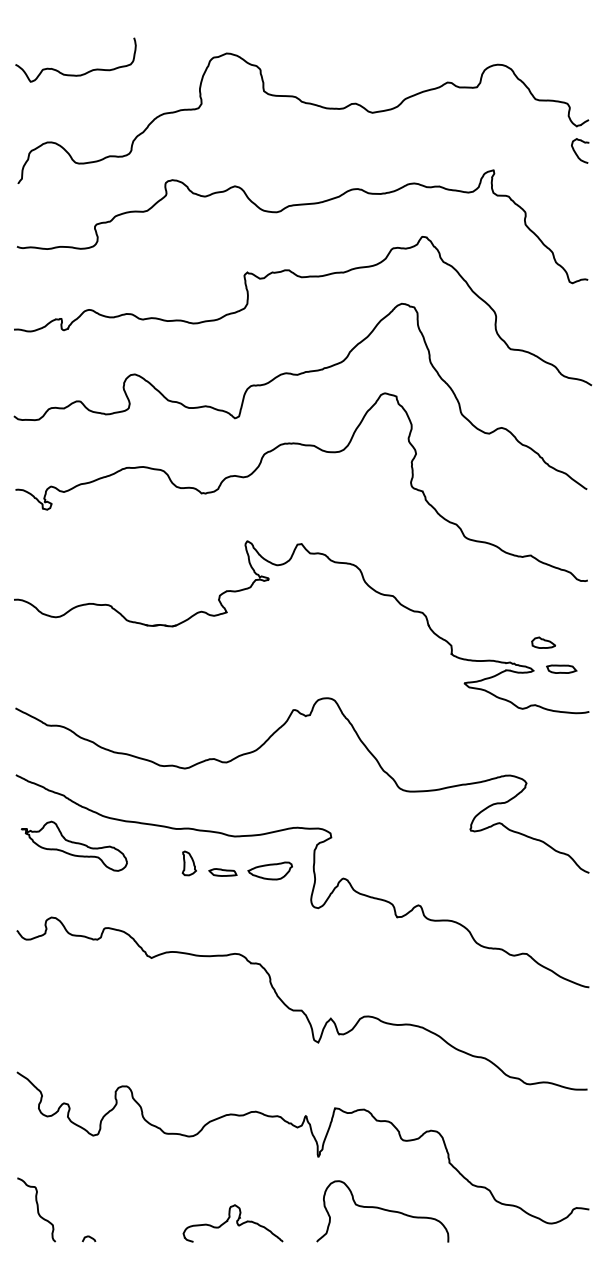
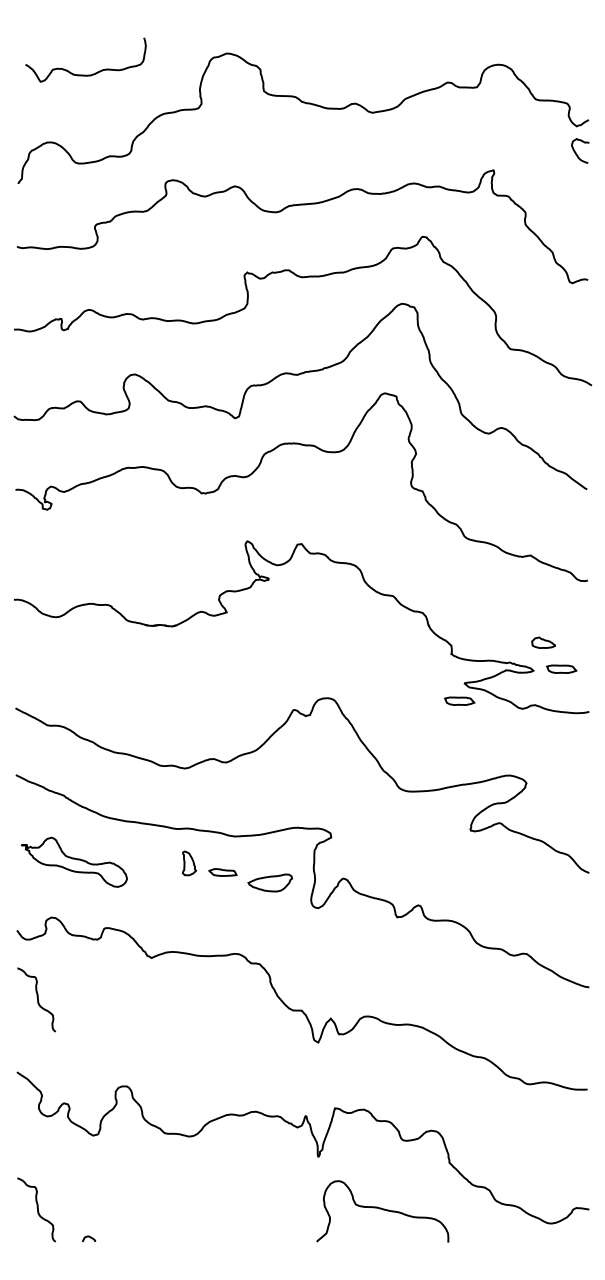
curve position: (75, 74) -> (85, 74) (85, 74)
part: none -> present (459, 700)
part position: (73, 845) -> (73, 861) (73, 861)
part position: (269, 870) -> (269, 882) (269, 882)
curve: none -> present (37, 999)
curve: present -> none (236, 1223)
